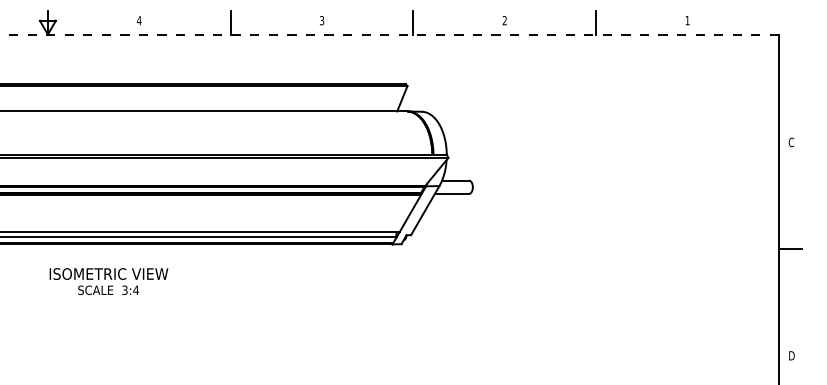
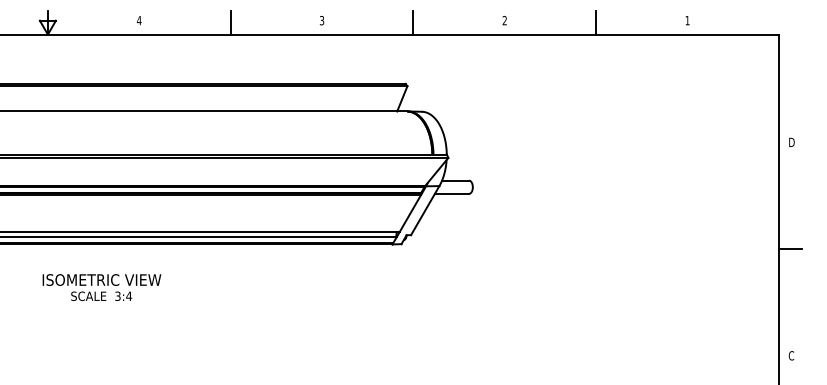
line: dashed -> solid (389, 34)
text: C -> D (791, 142)
text position: (108, 281) -> (101, 287) (101, 287)
text: D -> C (791, 355)
